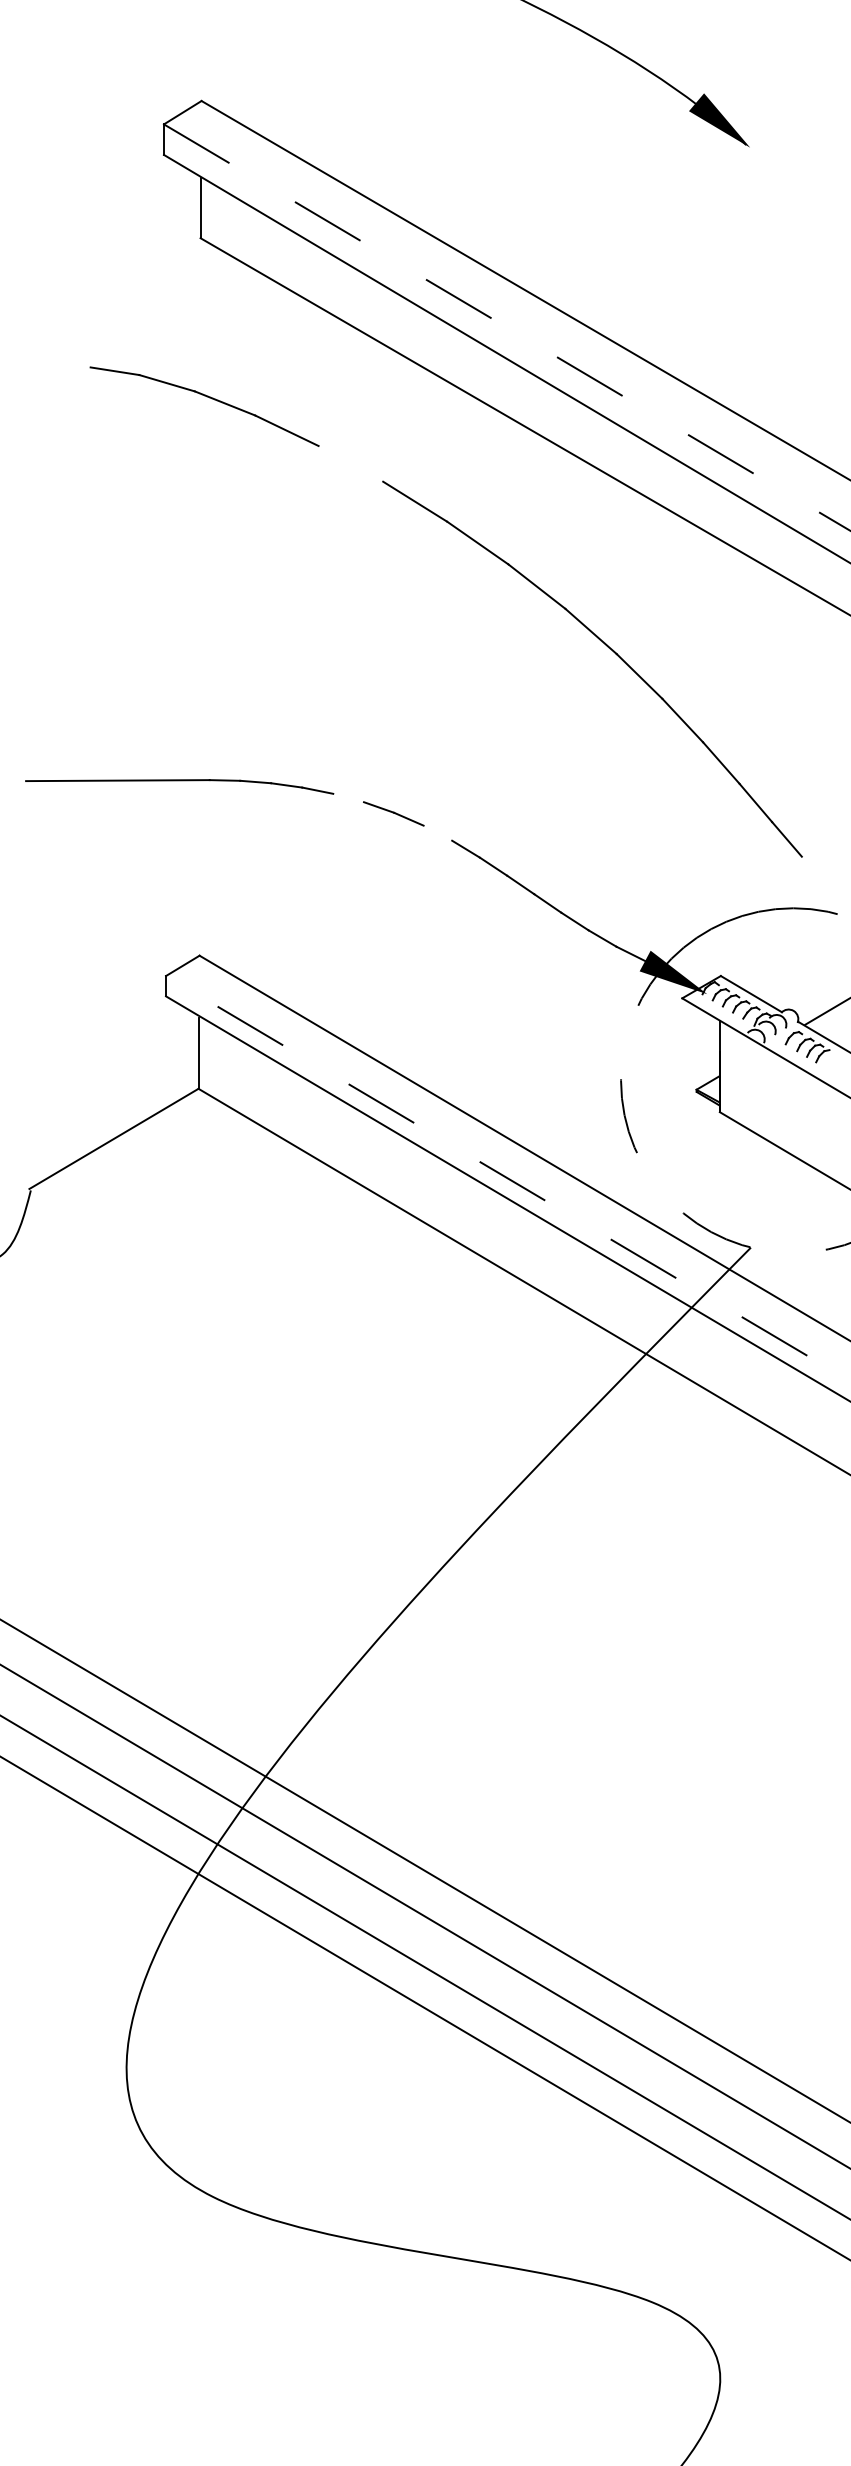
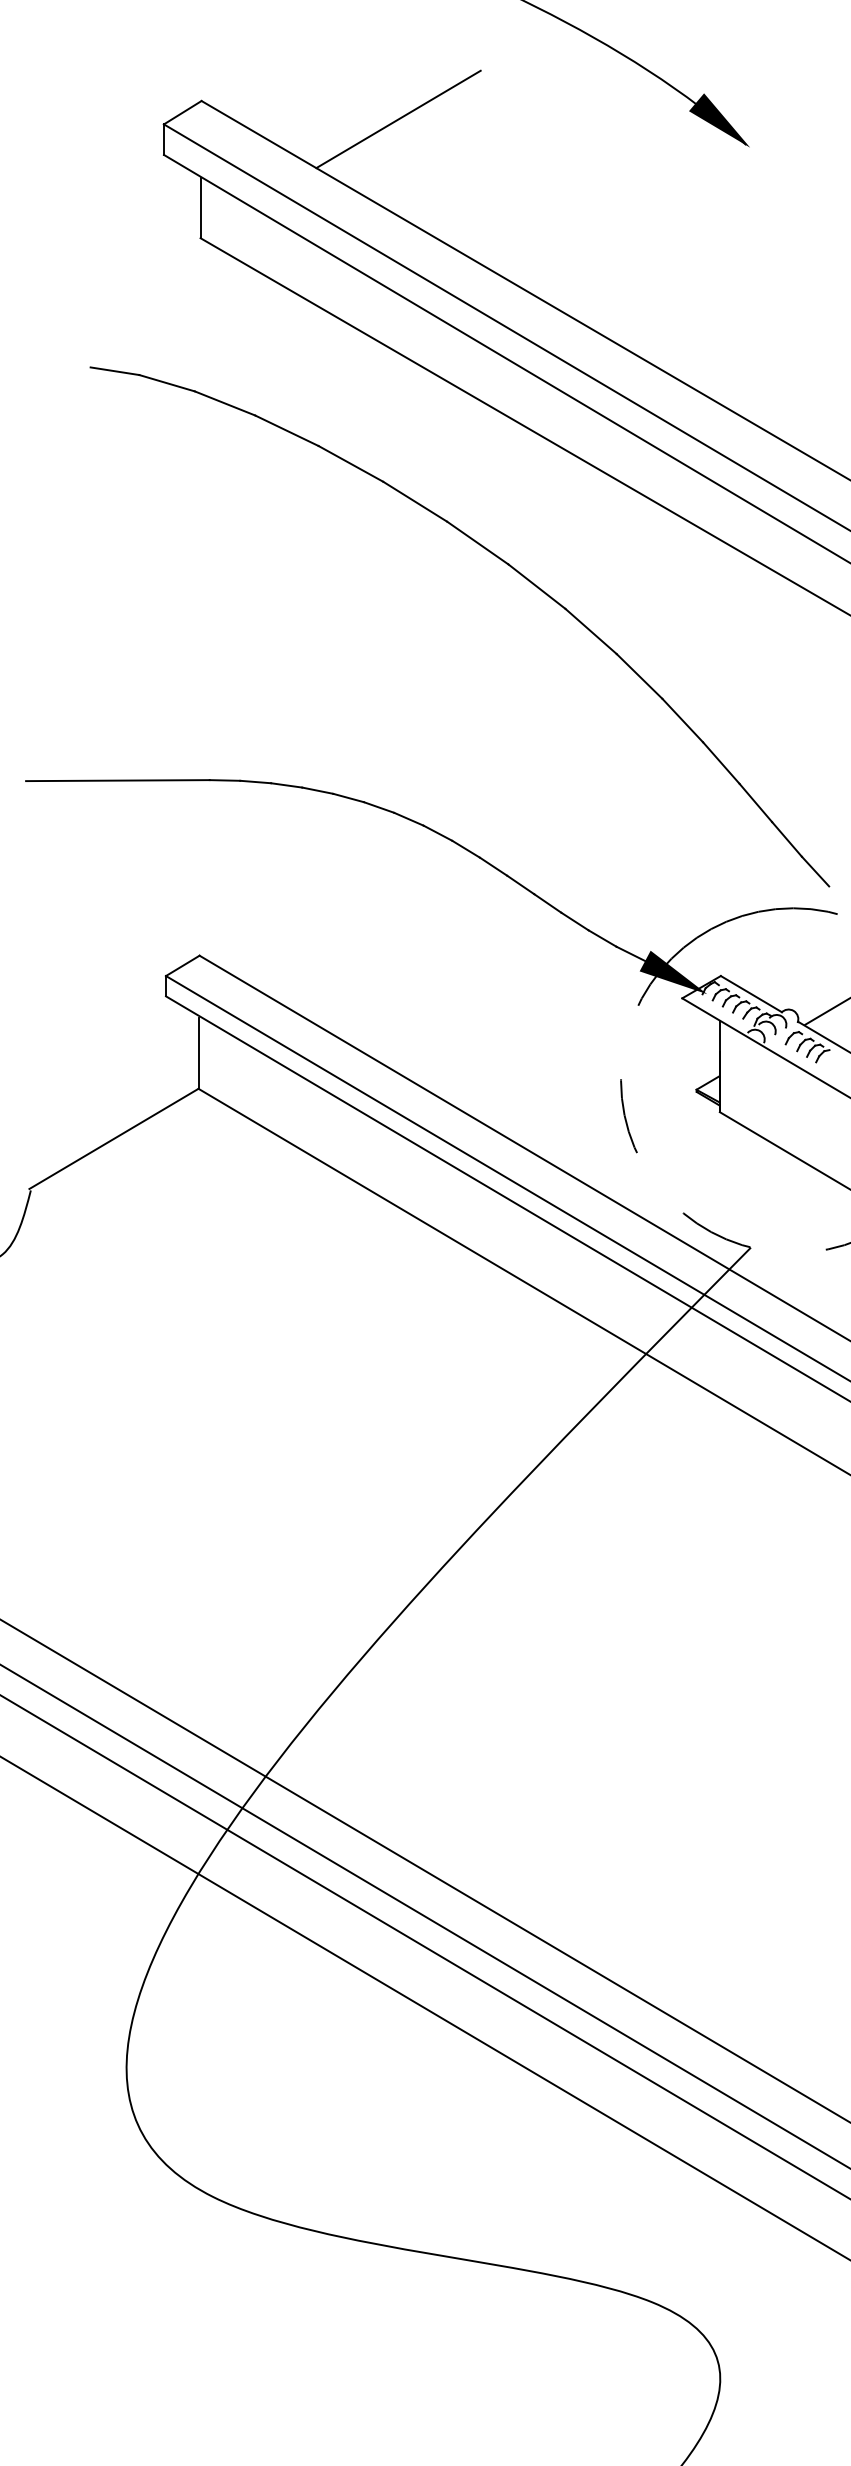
line: none -> present (398, 119)
line: dashed -> solid (507, 327)
line: none -> present (350, 463)
line: none -> present (348, 797)
line: none -> present (437, 832)
line: none -> present (815, 871)
line: dashed -> solid (508, 1178)
line position: (424, 1966) -> (424, 1946) (424, 1946)
